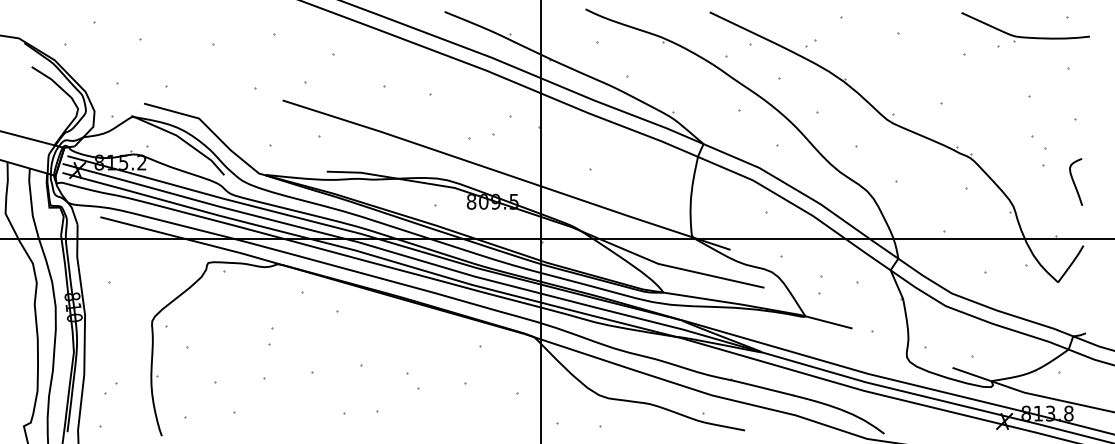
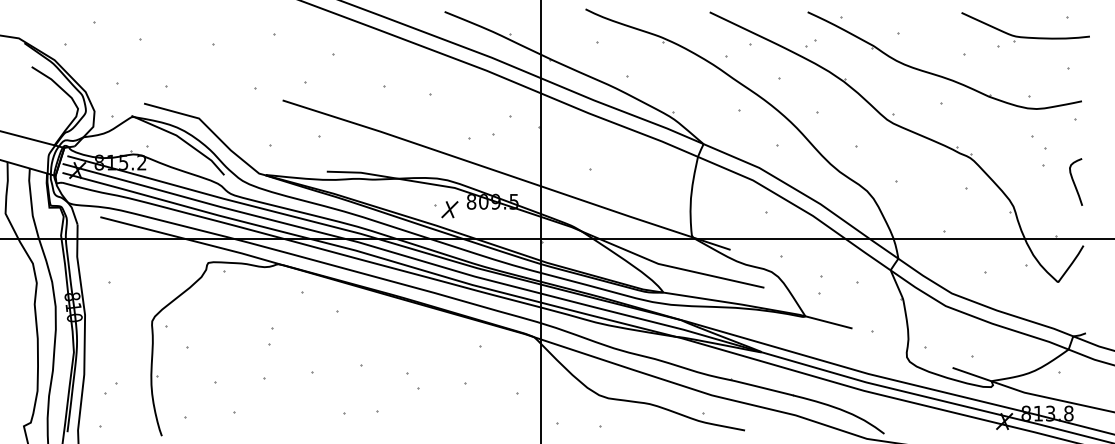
part: none -> present (938, 74)
part: none -> present (449, 209)
